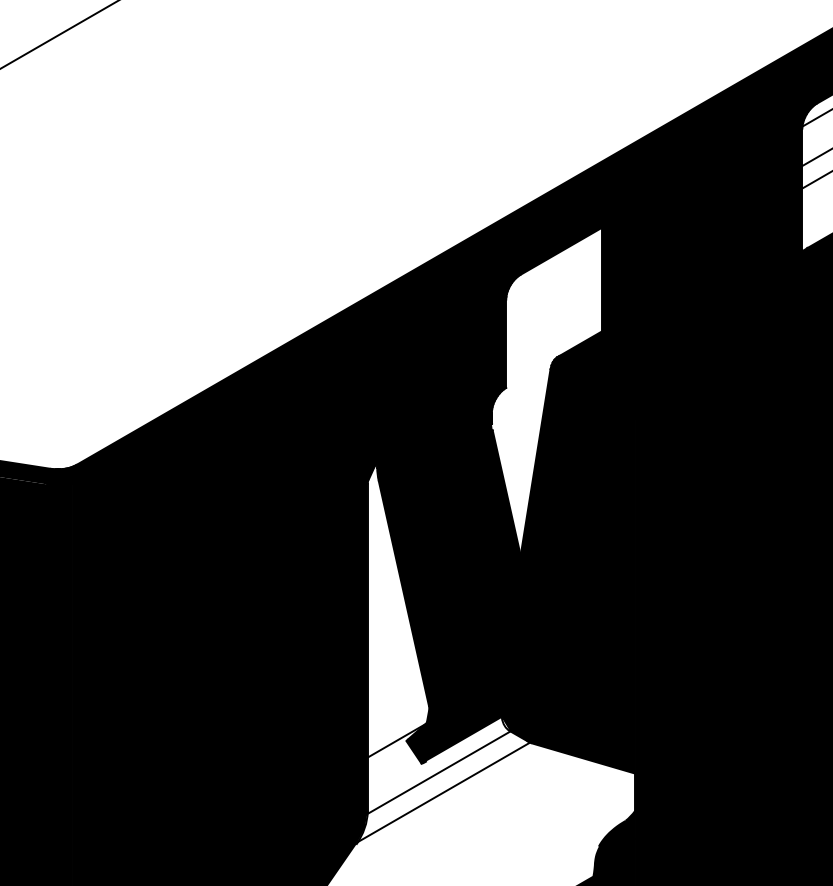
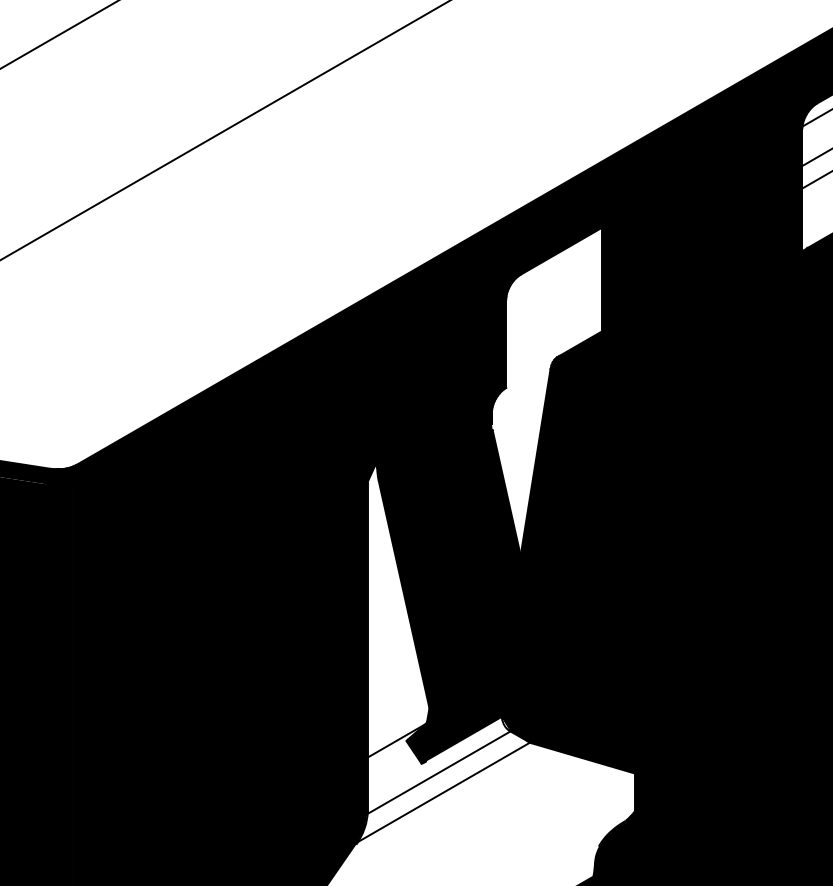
line: none -> present (224, 130)
